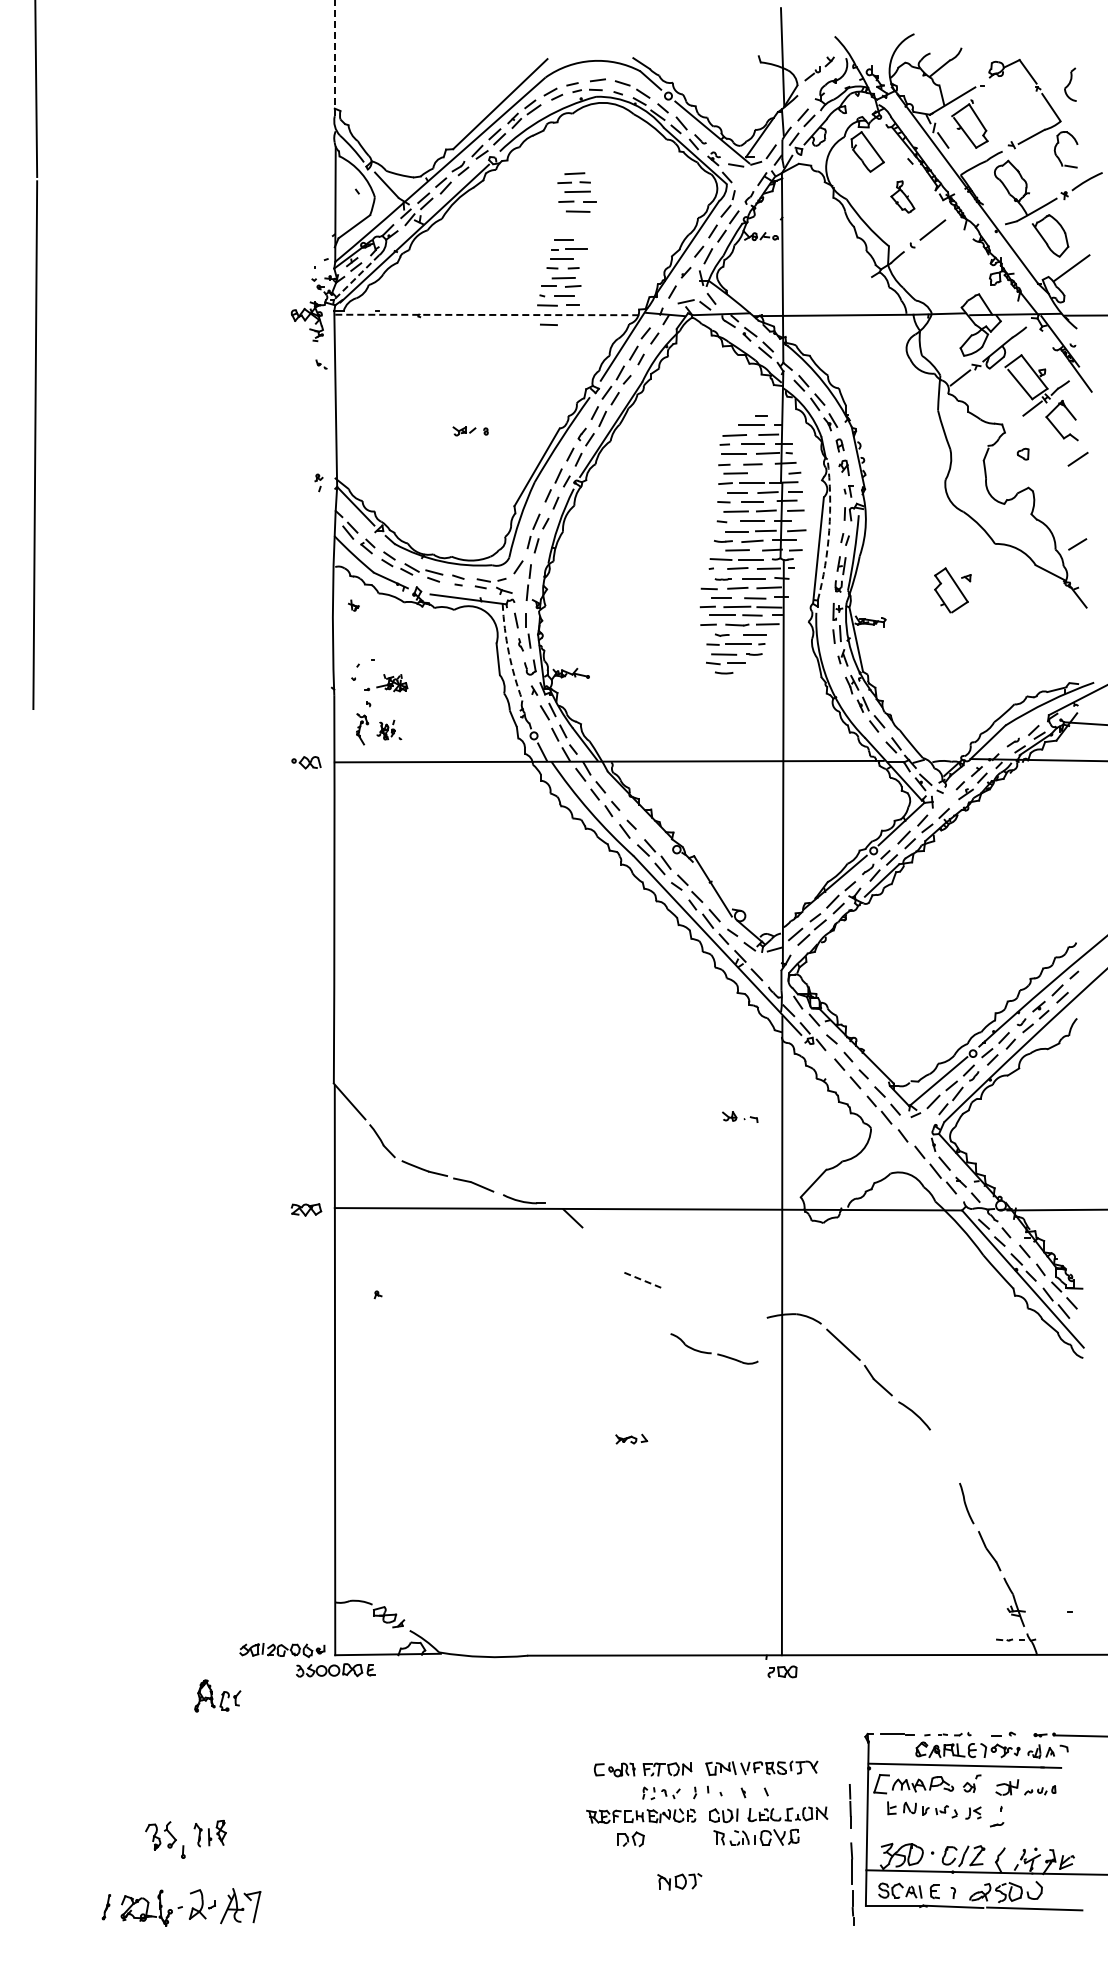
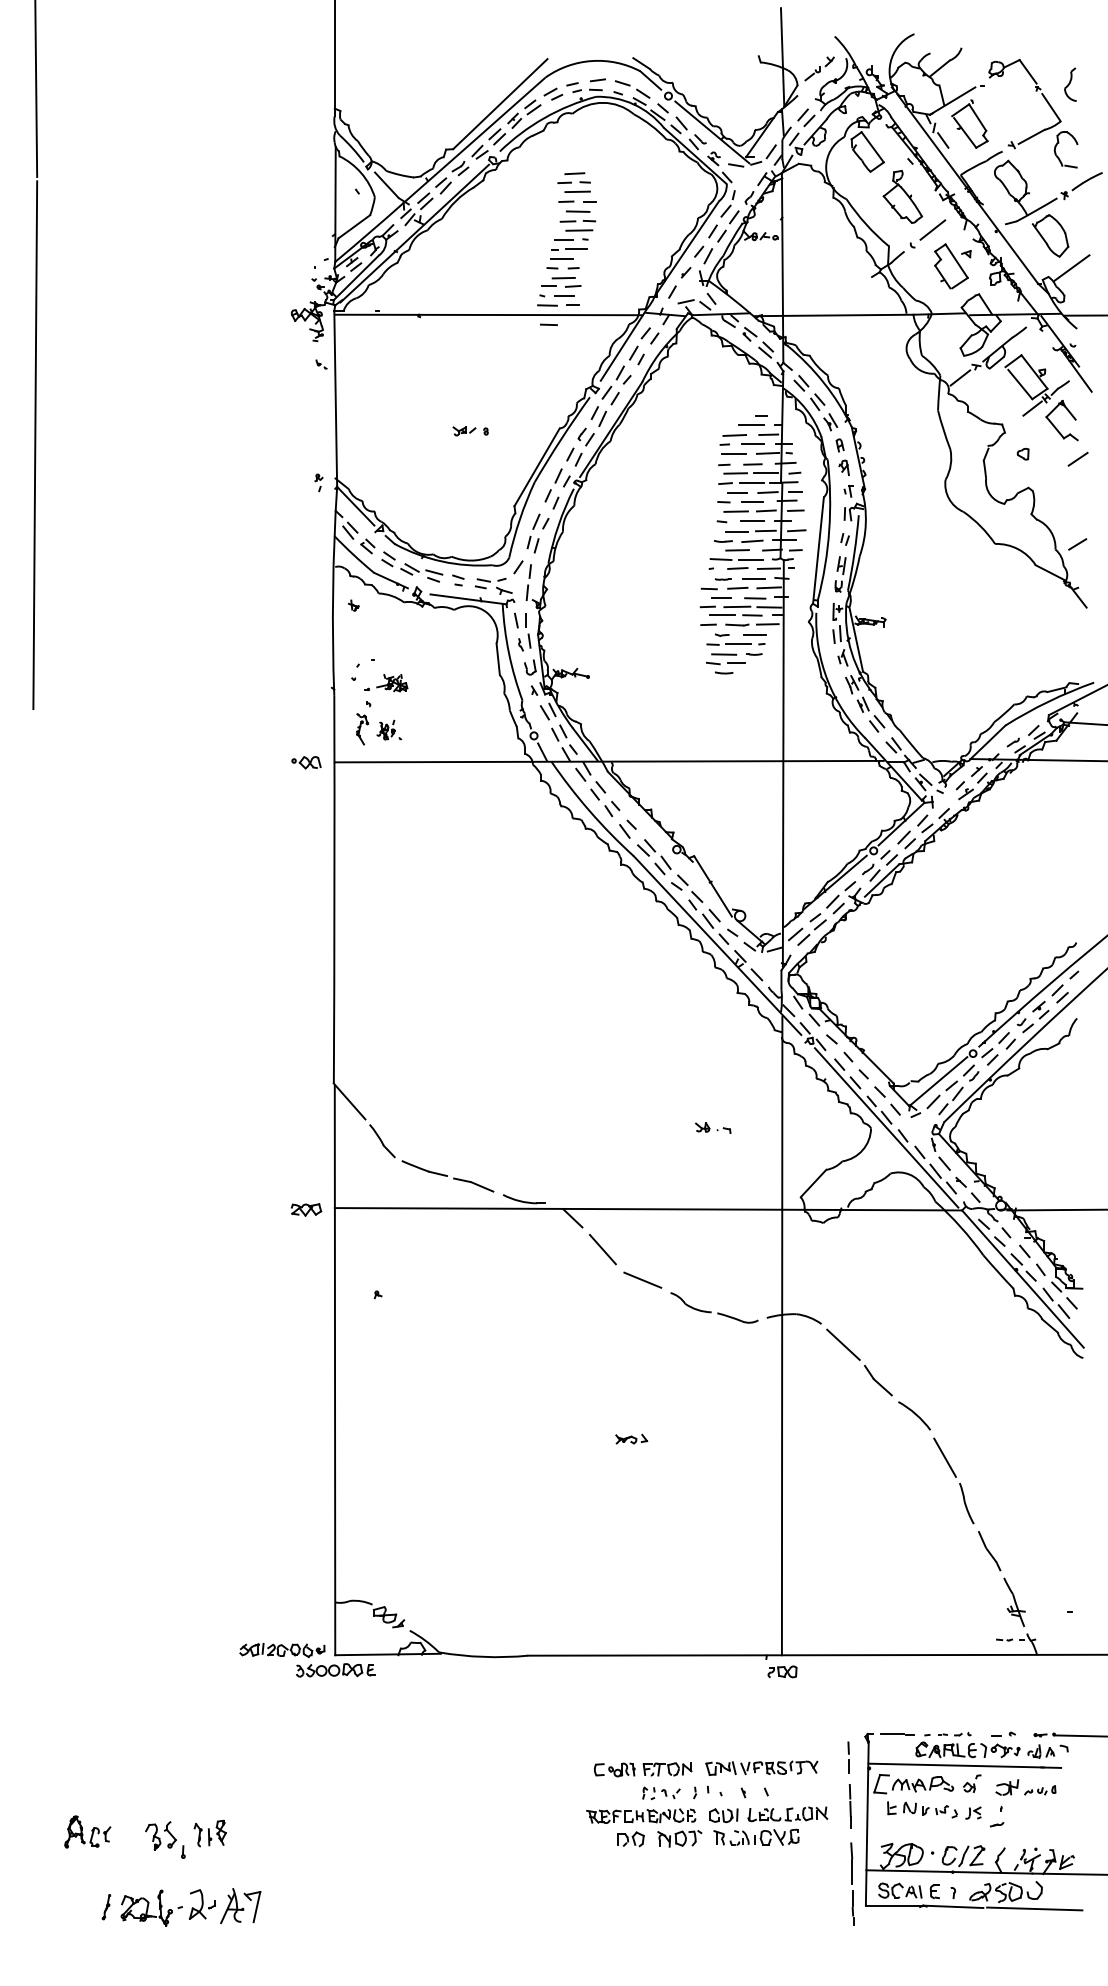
line: dashed -> solid (334, 58)
part size: 26x34 px -> 42x54 px (902, 196)
part: none -> present (577, 230)
line: dashed -> solid (356, 277)
line: dashed -> solid (489, 314)
line: none -> present (766, 473)
arc: dashed -> solid (829, 530)
part position: (952, 590) -> (952, 266) (952, 266)
arc: dashed -> solid (508, 652)
part position: (740, 1116) -> (713, 1127) (713, 1127)
line: none -> present (886, 1127)
line: none -> present (602, 1249)
line: dashed -> solid (642, 1280)
part position: (714, 1348) -> (714, 1307) (714, 1307)
line: none -> present (944, 1457)
part position: (217, 1695) -> (87, 1831) (87, 1831)
line: none -> present (848, 1759)
part position: (679, 1881) -> (679, 1838) (679, 1838)
